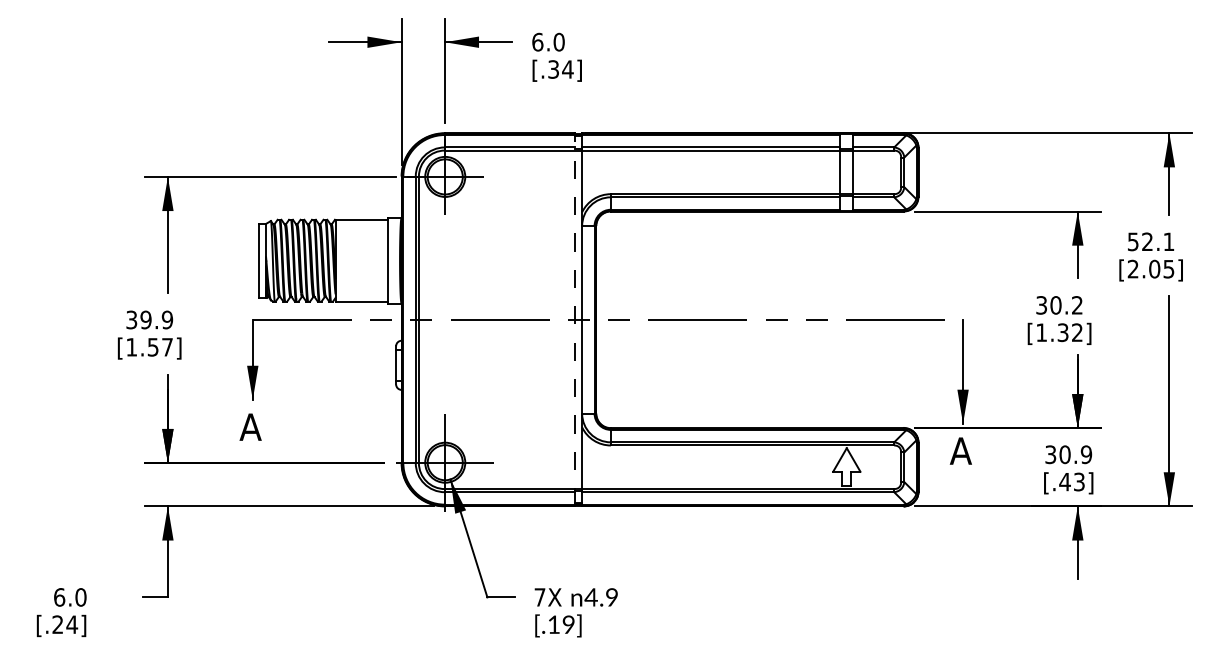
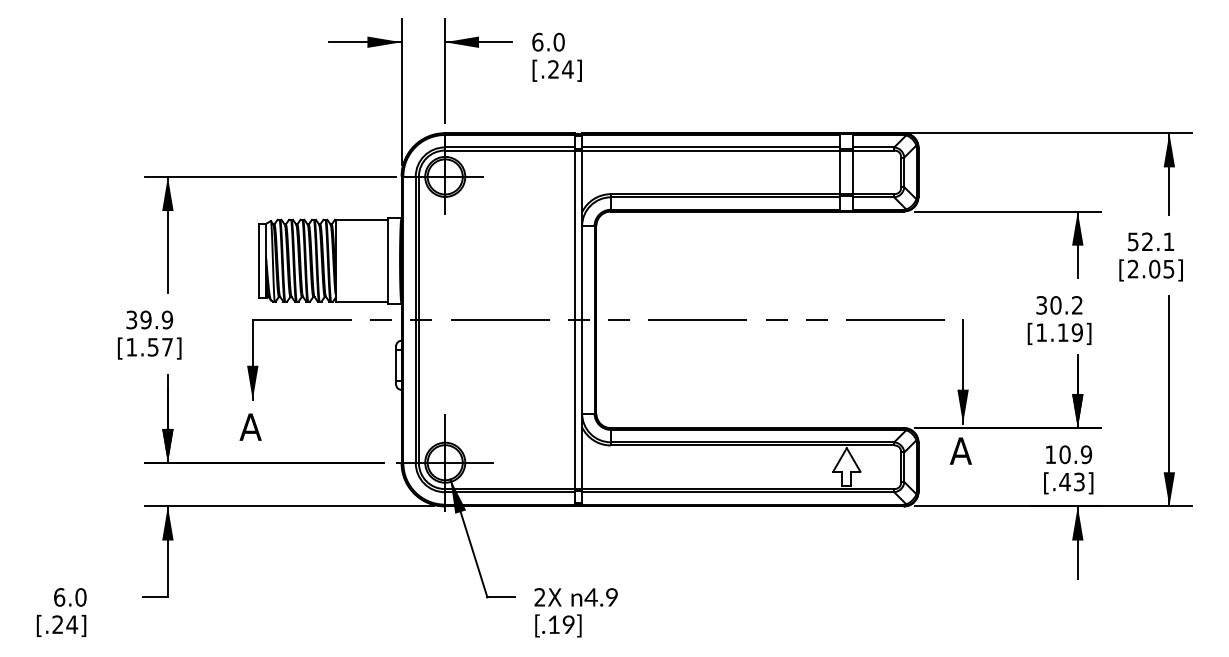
text: [.34] -> [.24] (553, 69)
line: dashed -> solid (574, 319)
text: [1.32] -> [1.19] (1069, 332)
text: 30.9 -> 10.9 (1050, 454)
text: 7X -> 2X (539, 597)
